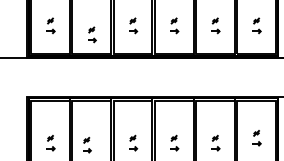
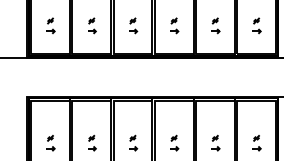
part position: (92, 34) -> (92, 25) (92, 25)
part position: (256, 138) -> (256, 143) (256, 143)
part position: (87, 144) -> (92, 142) (92, 142)
